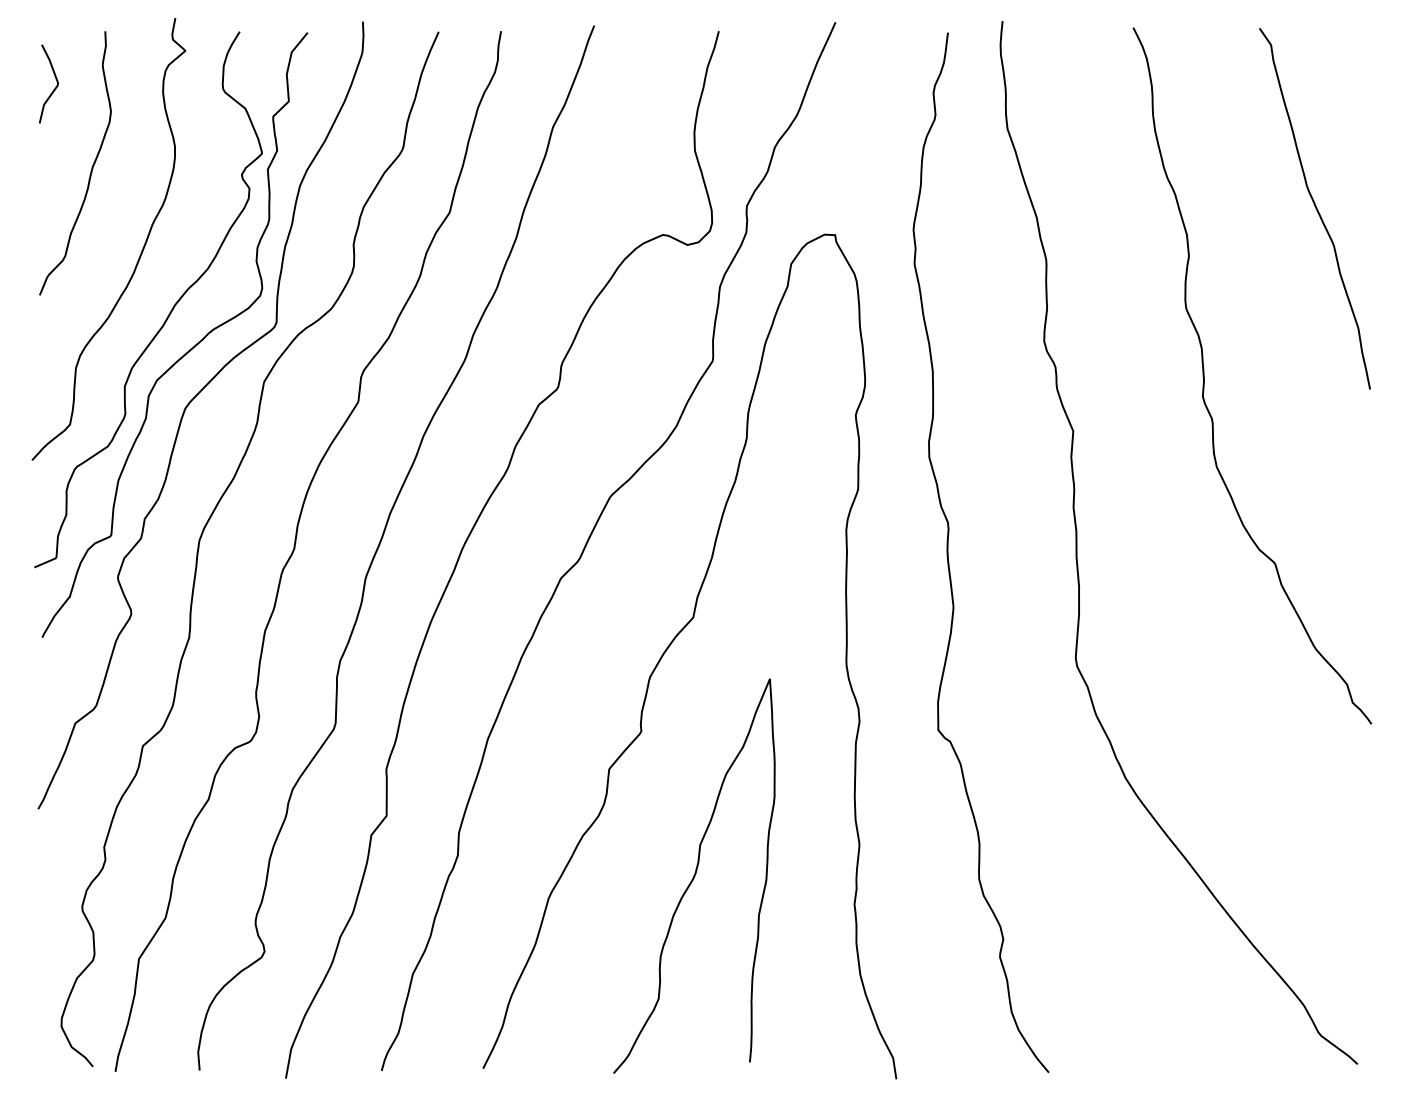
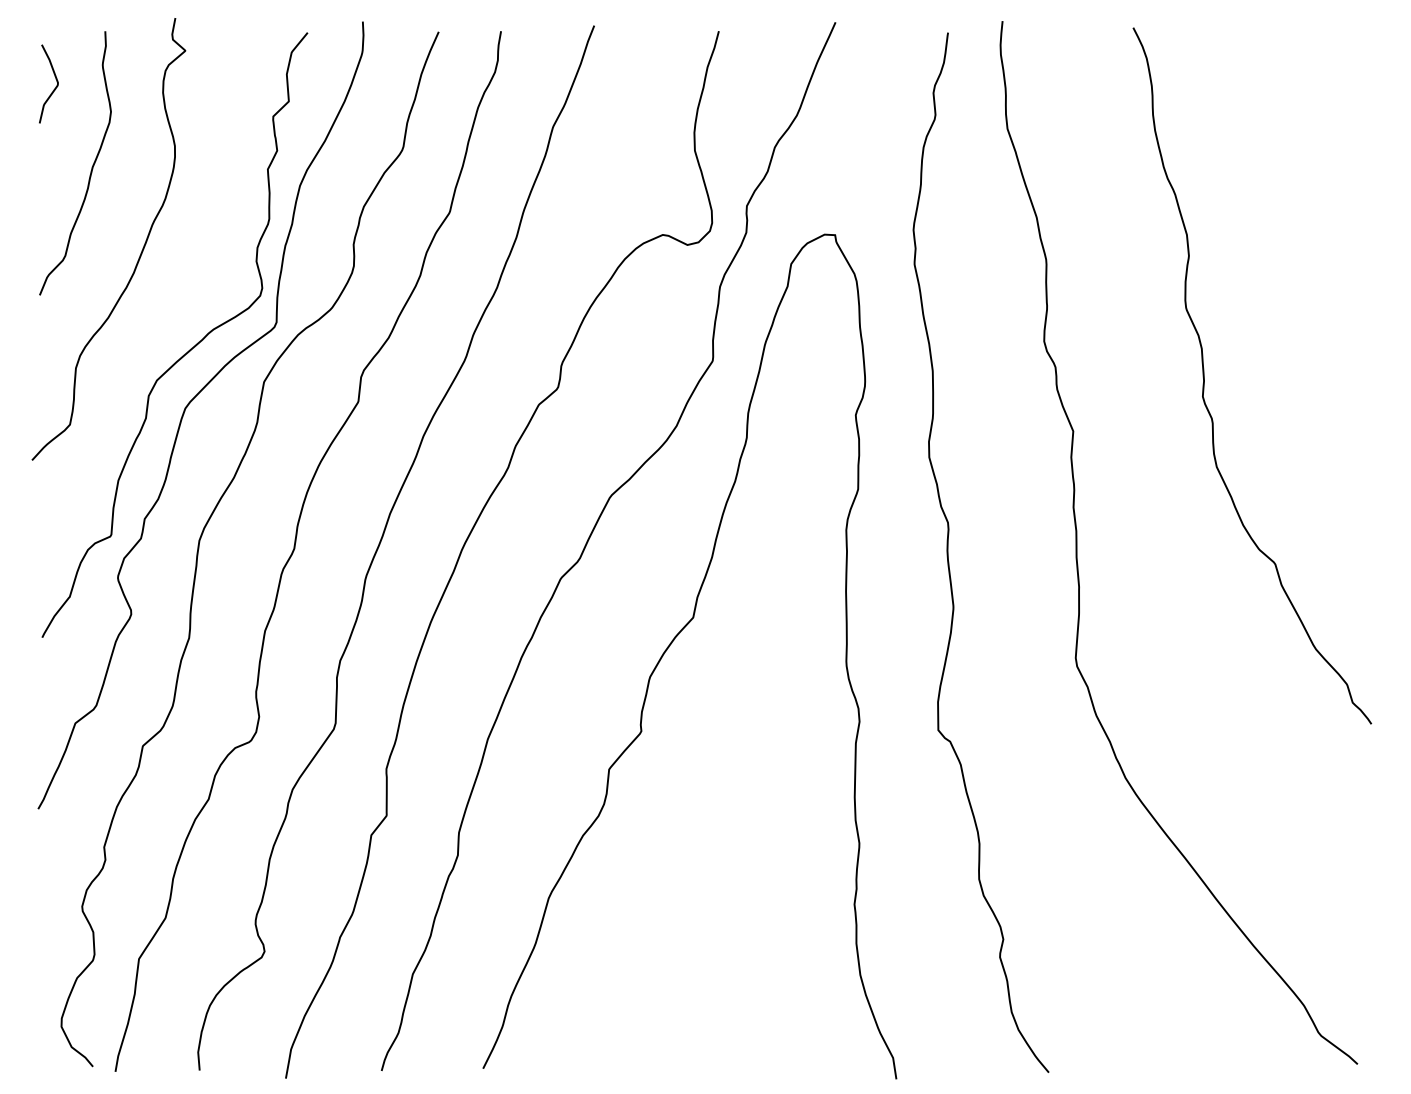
curve: present -> none (1315, 208)
curve: present -> none (170, 310)
curve: present -> none (694, 875)
